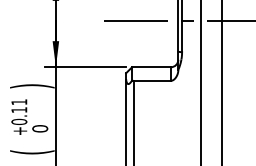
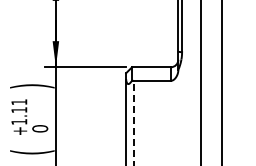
line: present -> none (177, 21)
text: +0.11 -> +1.11 (19, 121)
line: solid -> dashed (133, 122)
